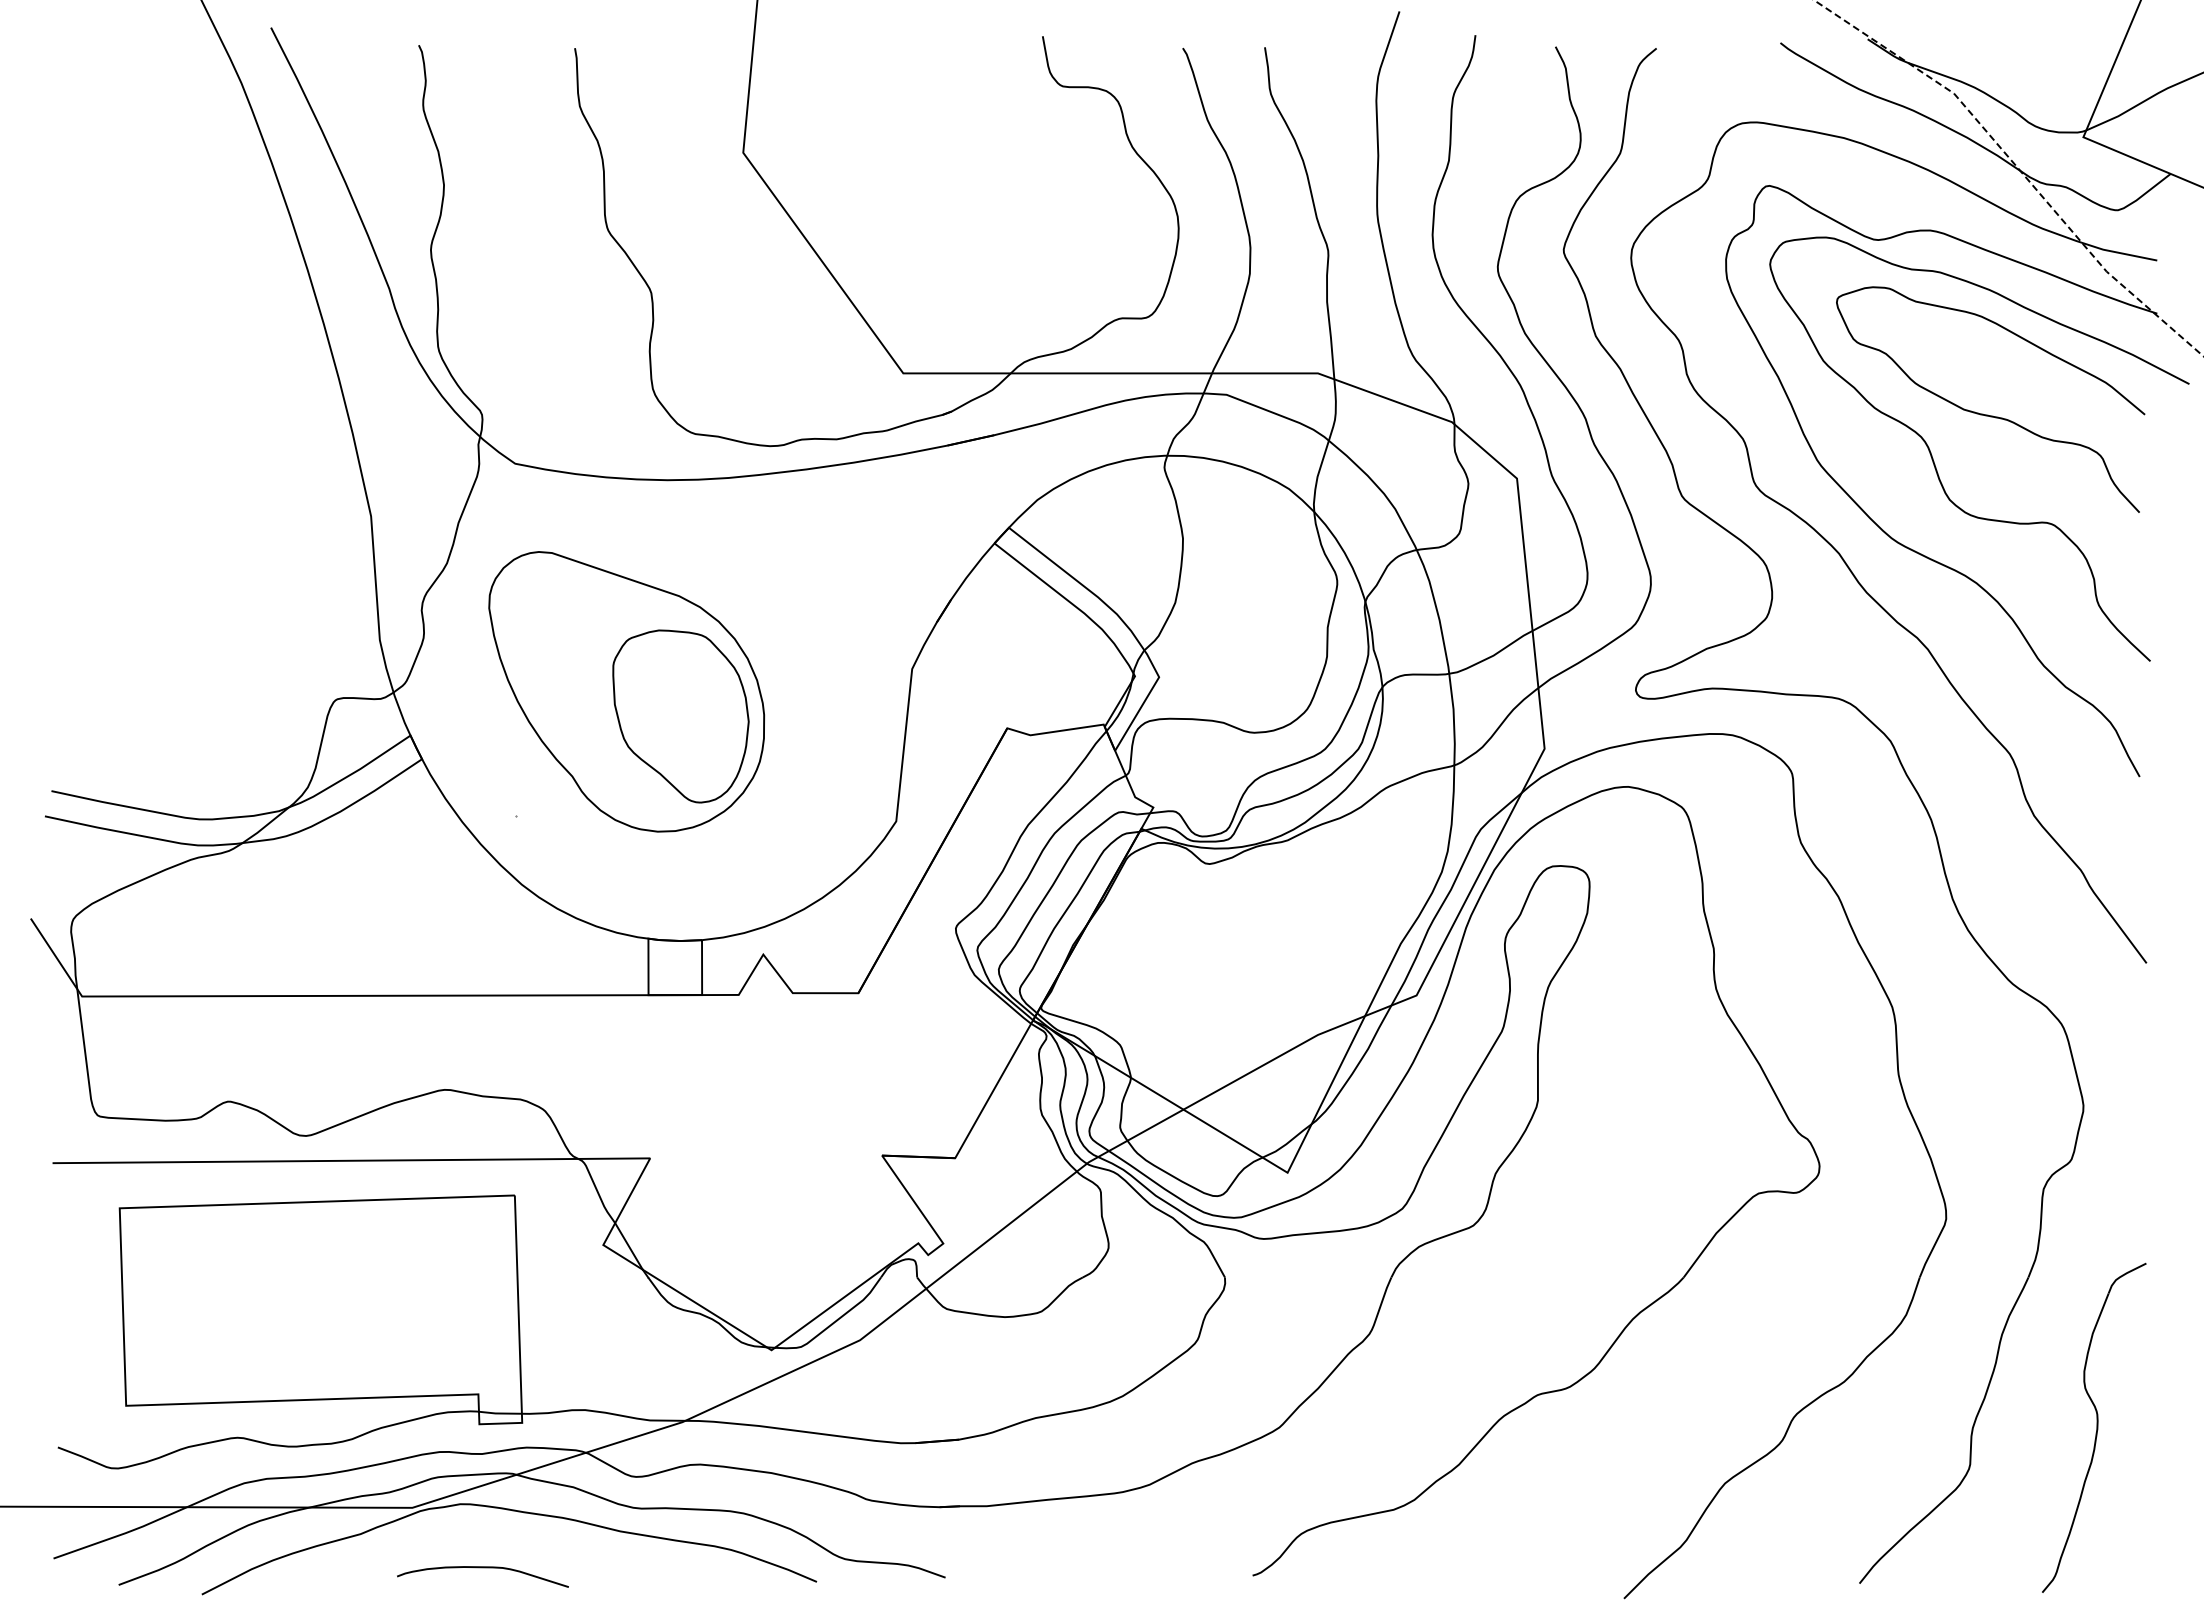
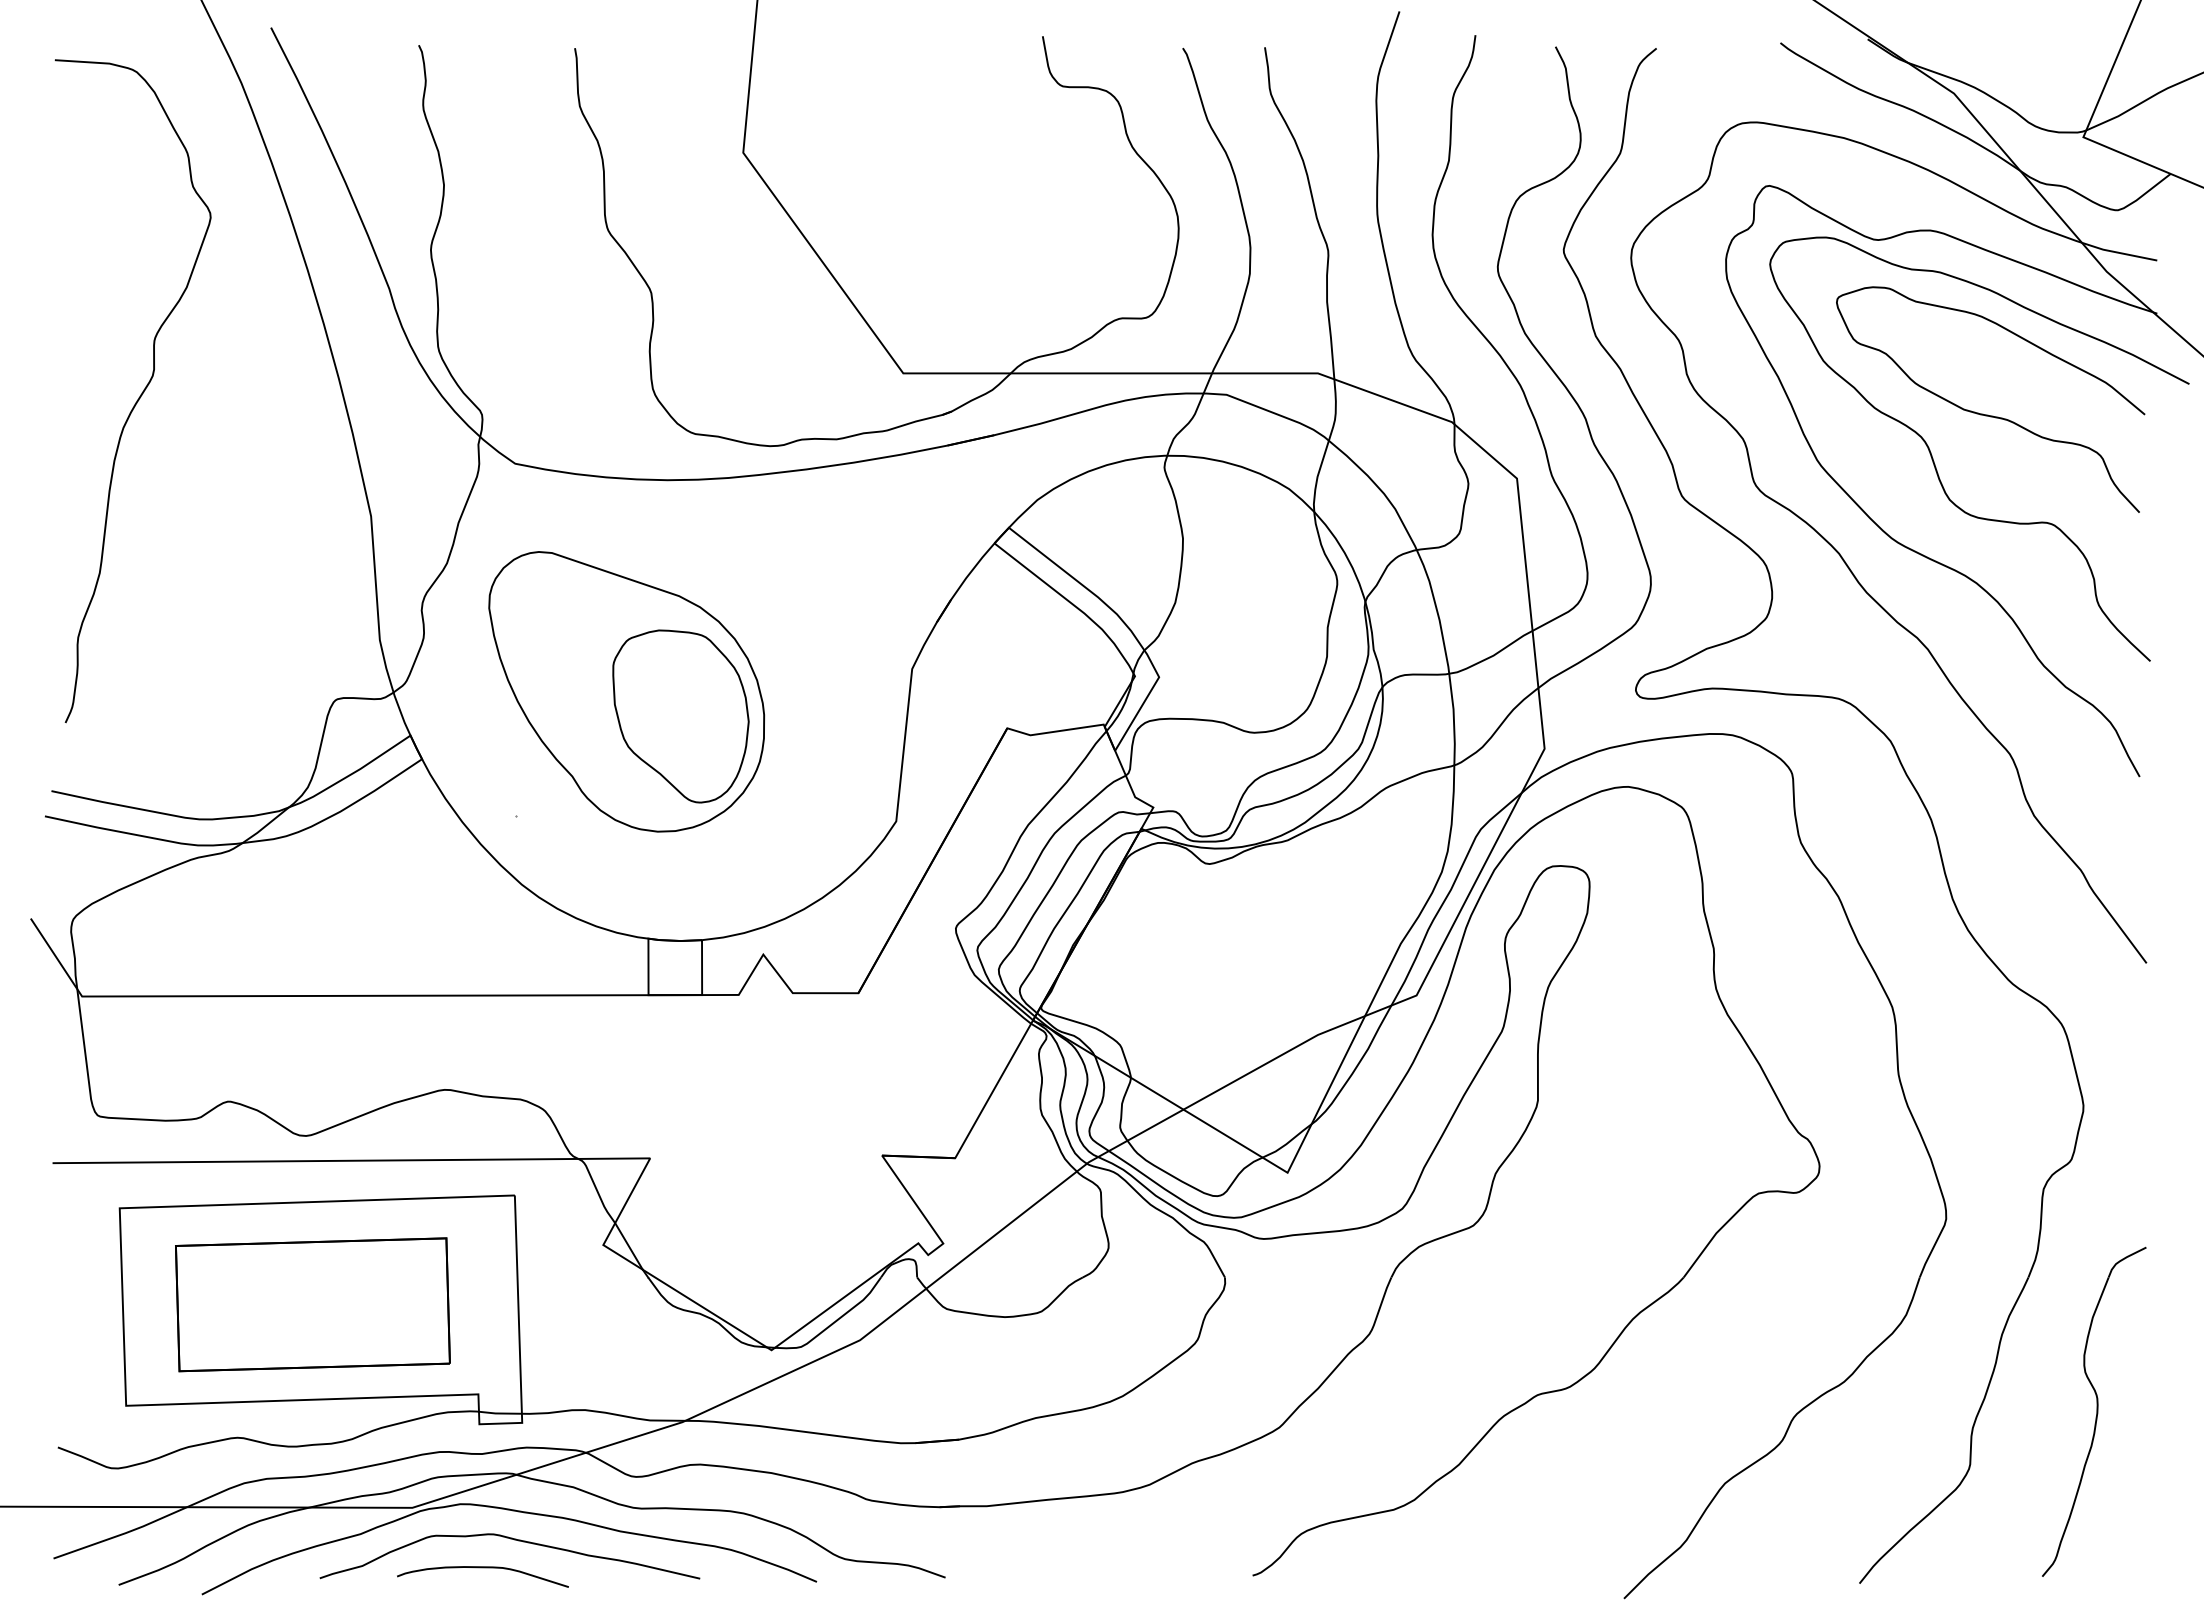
line: dashed -> solid (2017, 167)
curve: none -> present (138, 397)
part: none -> present (312, 1304)
part position: (2094, 1427) -> (2094, 1411) (2094, 1411)
curve: none -> present (514, 1540)
